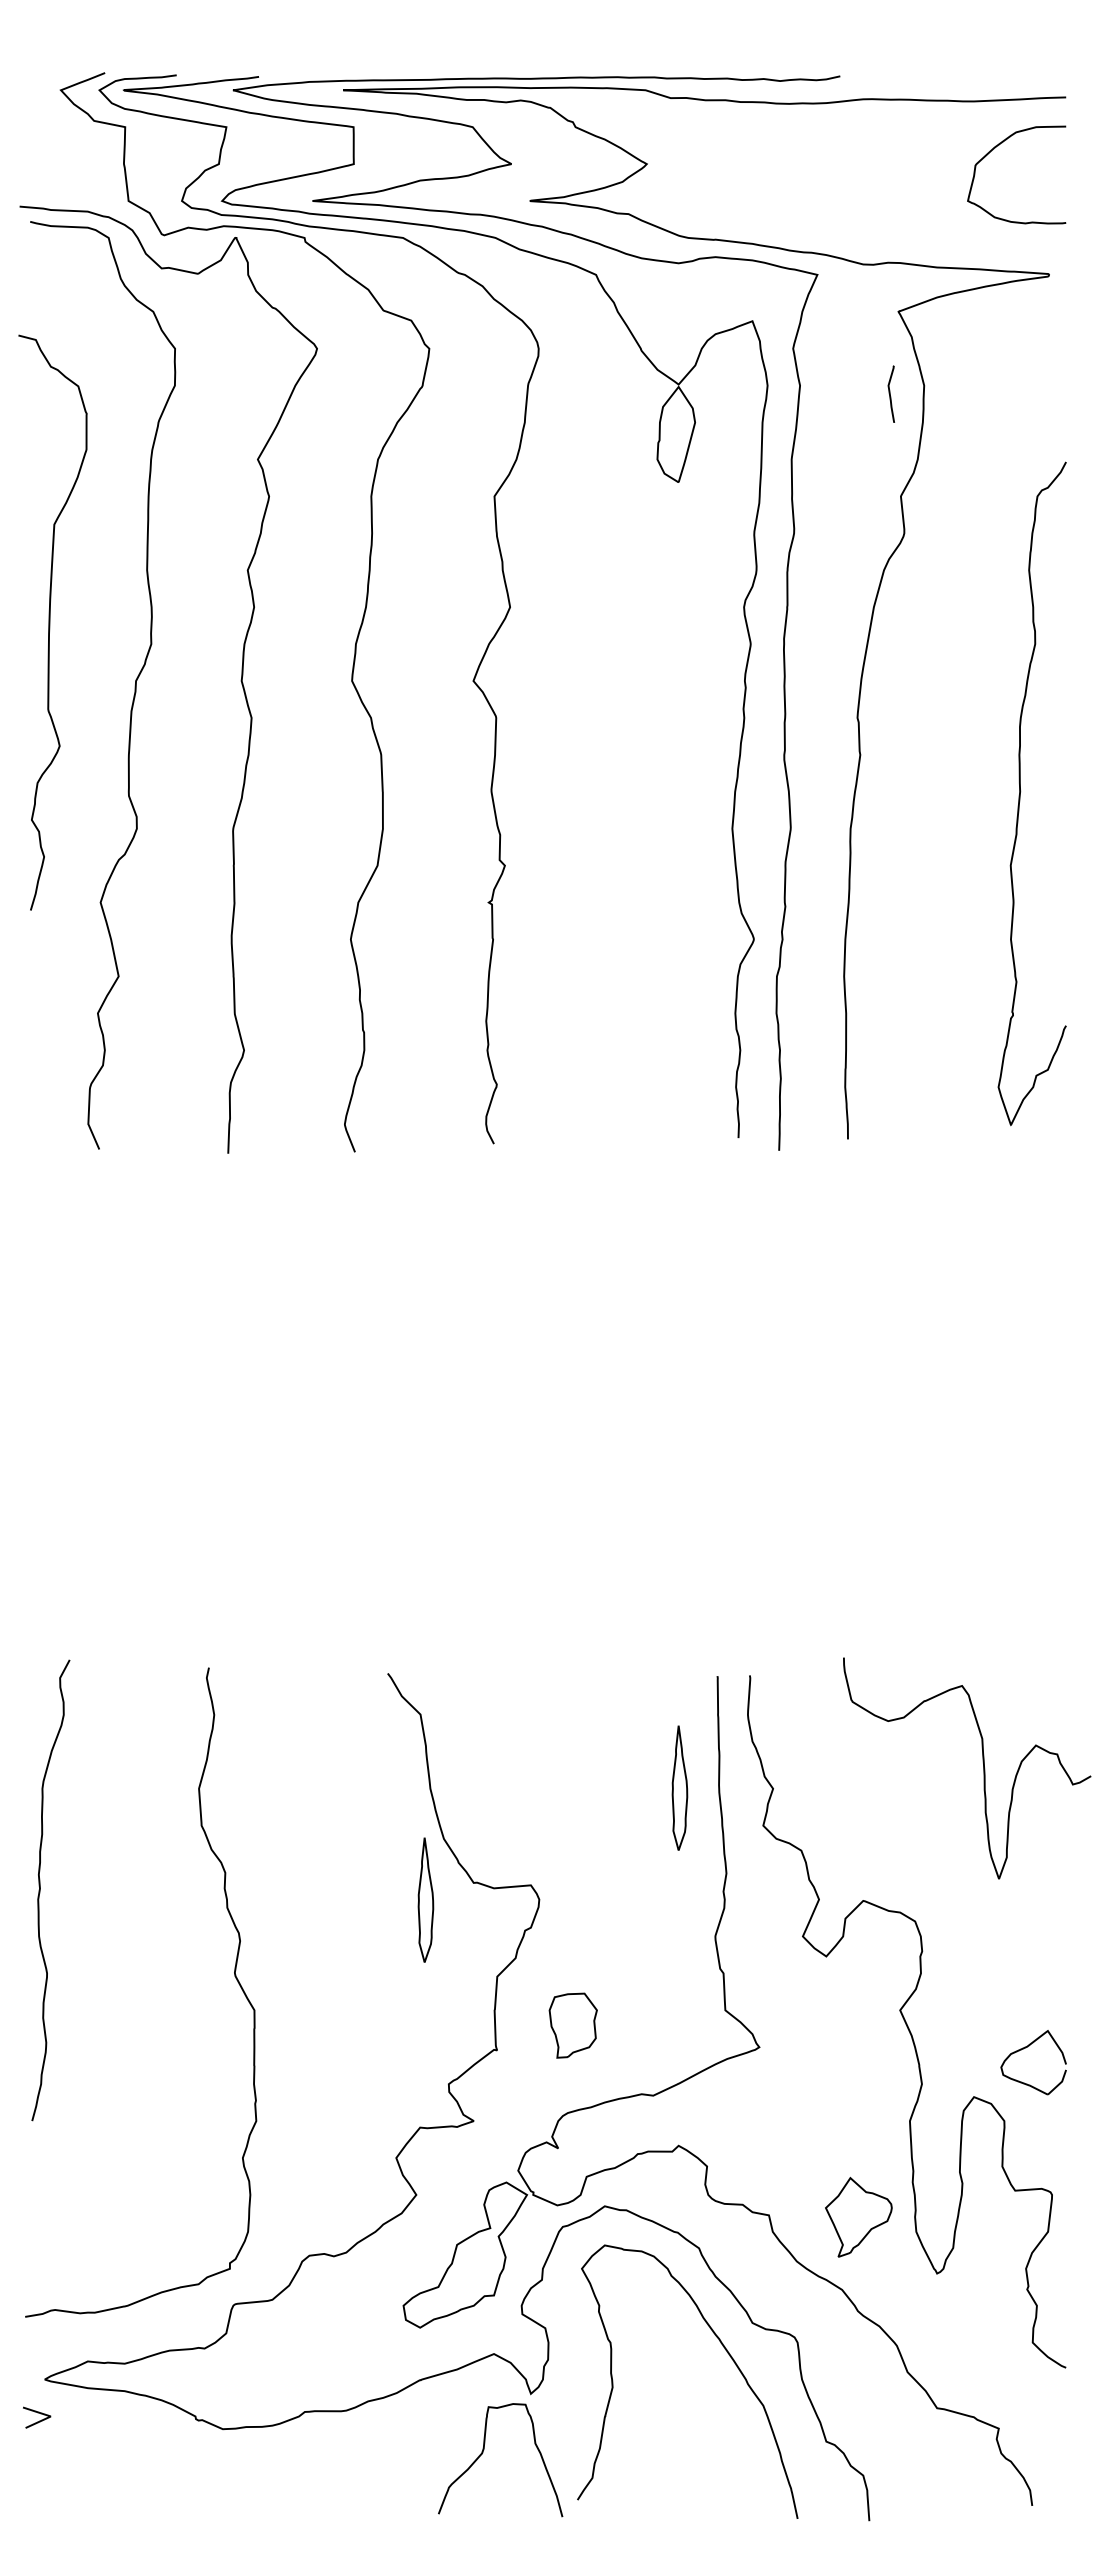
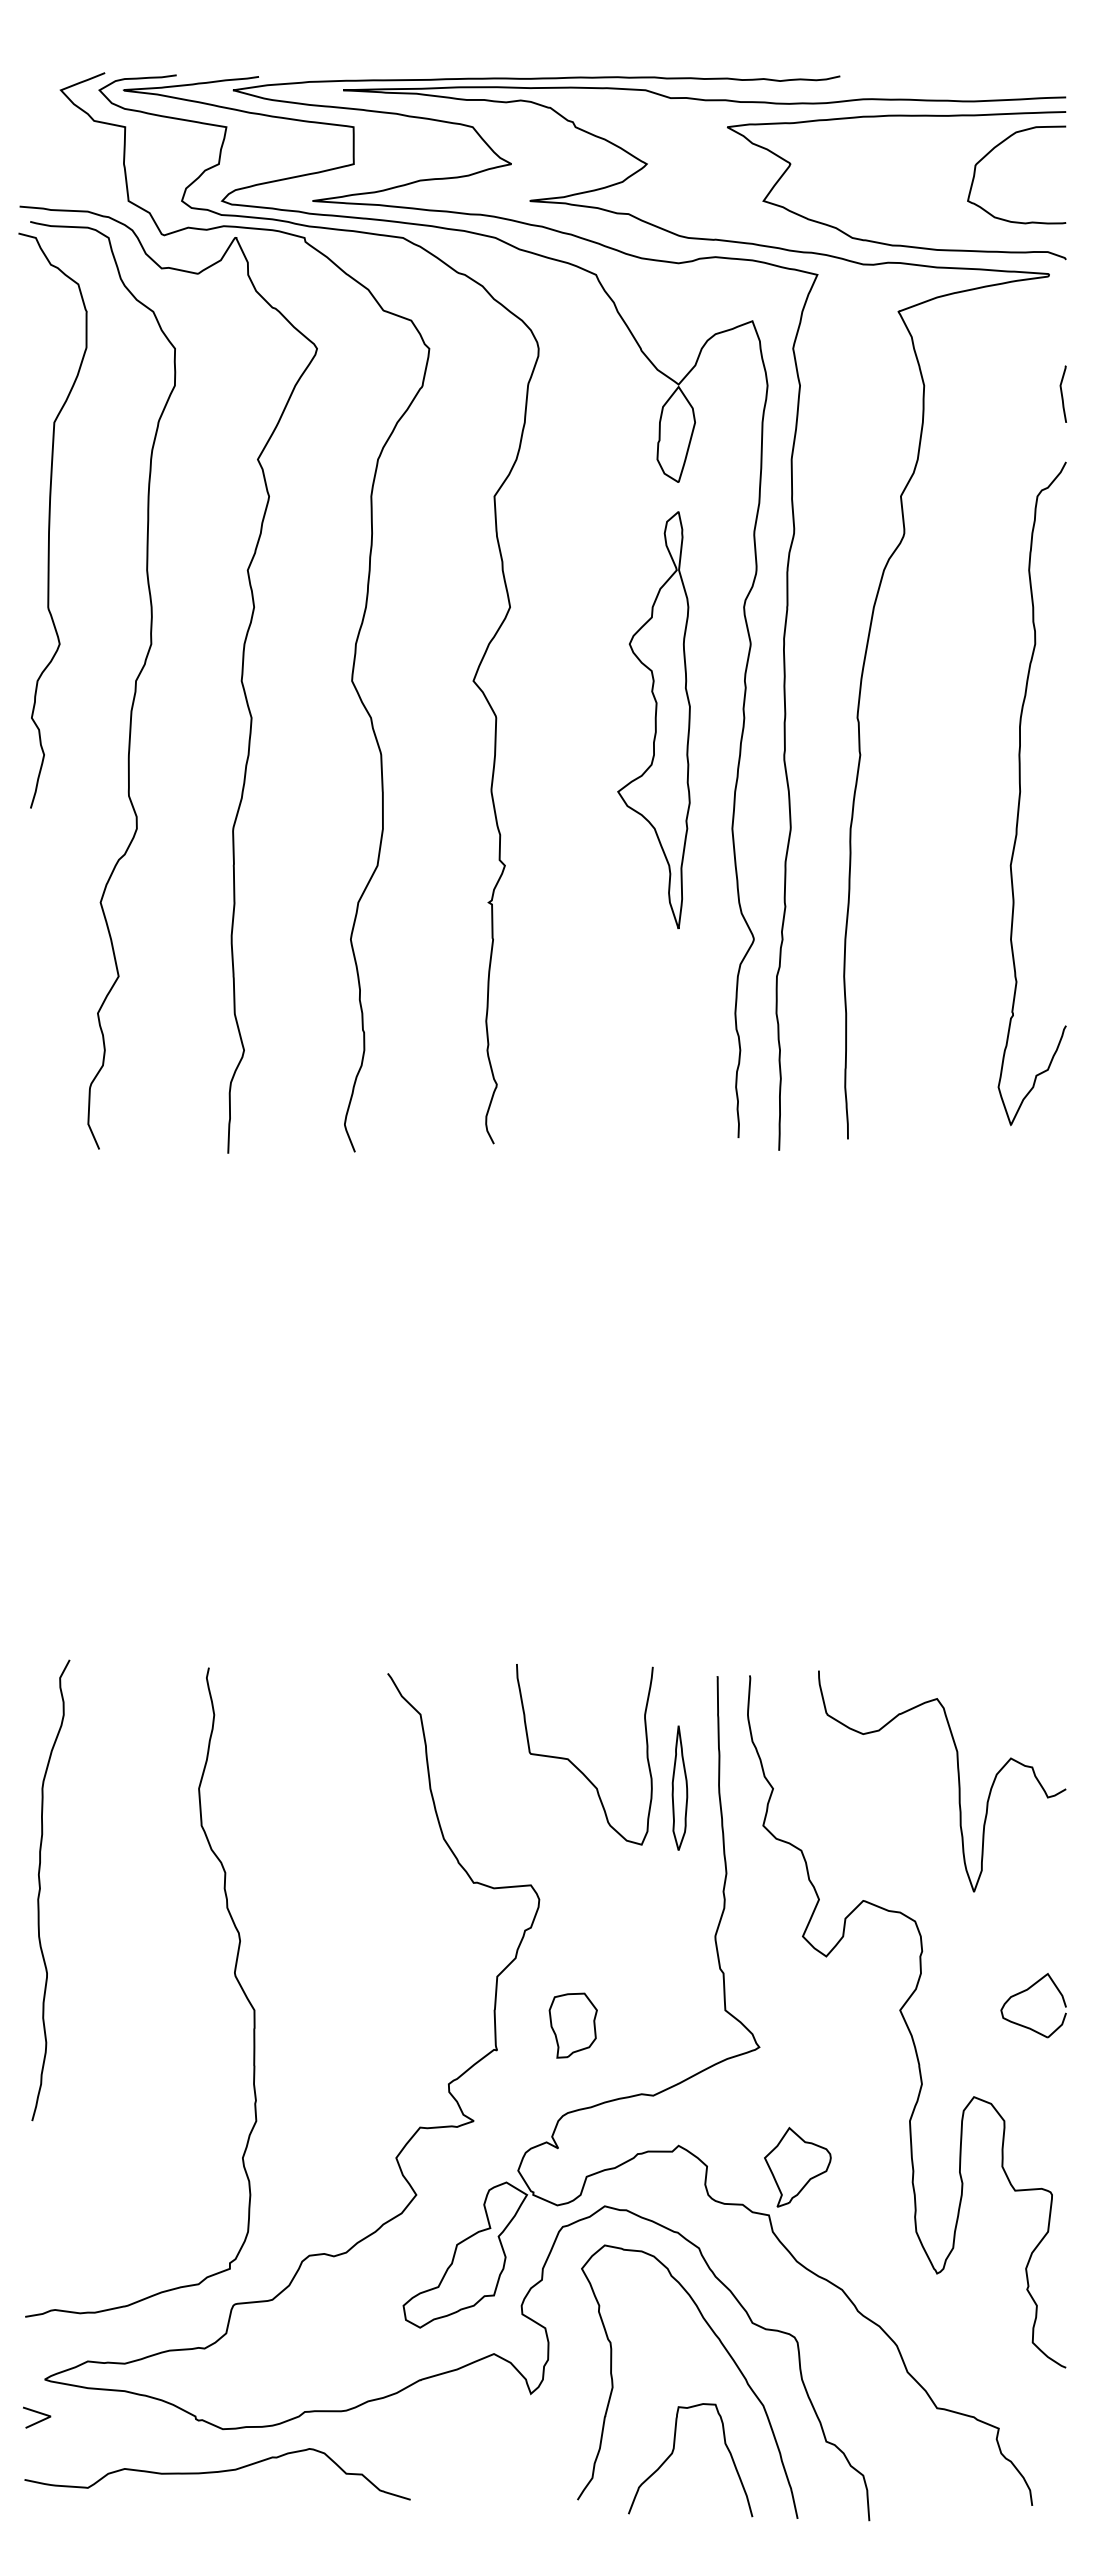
curve: none -> present (883, 242)
curve position: (890, 393) -> (1062, 393) (1062, 393)
curve position: (50, 622) -> (50, 520) (50, 520)
part: none -> present (653, 720)
curve: none -> present (574, 1764)
curve position: (983, 1768) -> (958, 1781) (958, 1781)
part: present -> none (425, 1899)
part position: (1025, 2048) -> (1025, 1991) (1025, 1991)
part position: (858, 2216) -> (797, 2166) (797, 2166)
curve position: (483, 2452) -> (673, 2452) (673, 2452)
curve: none -> present (217, 2472)
